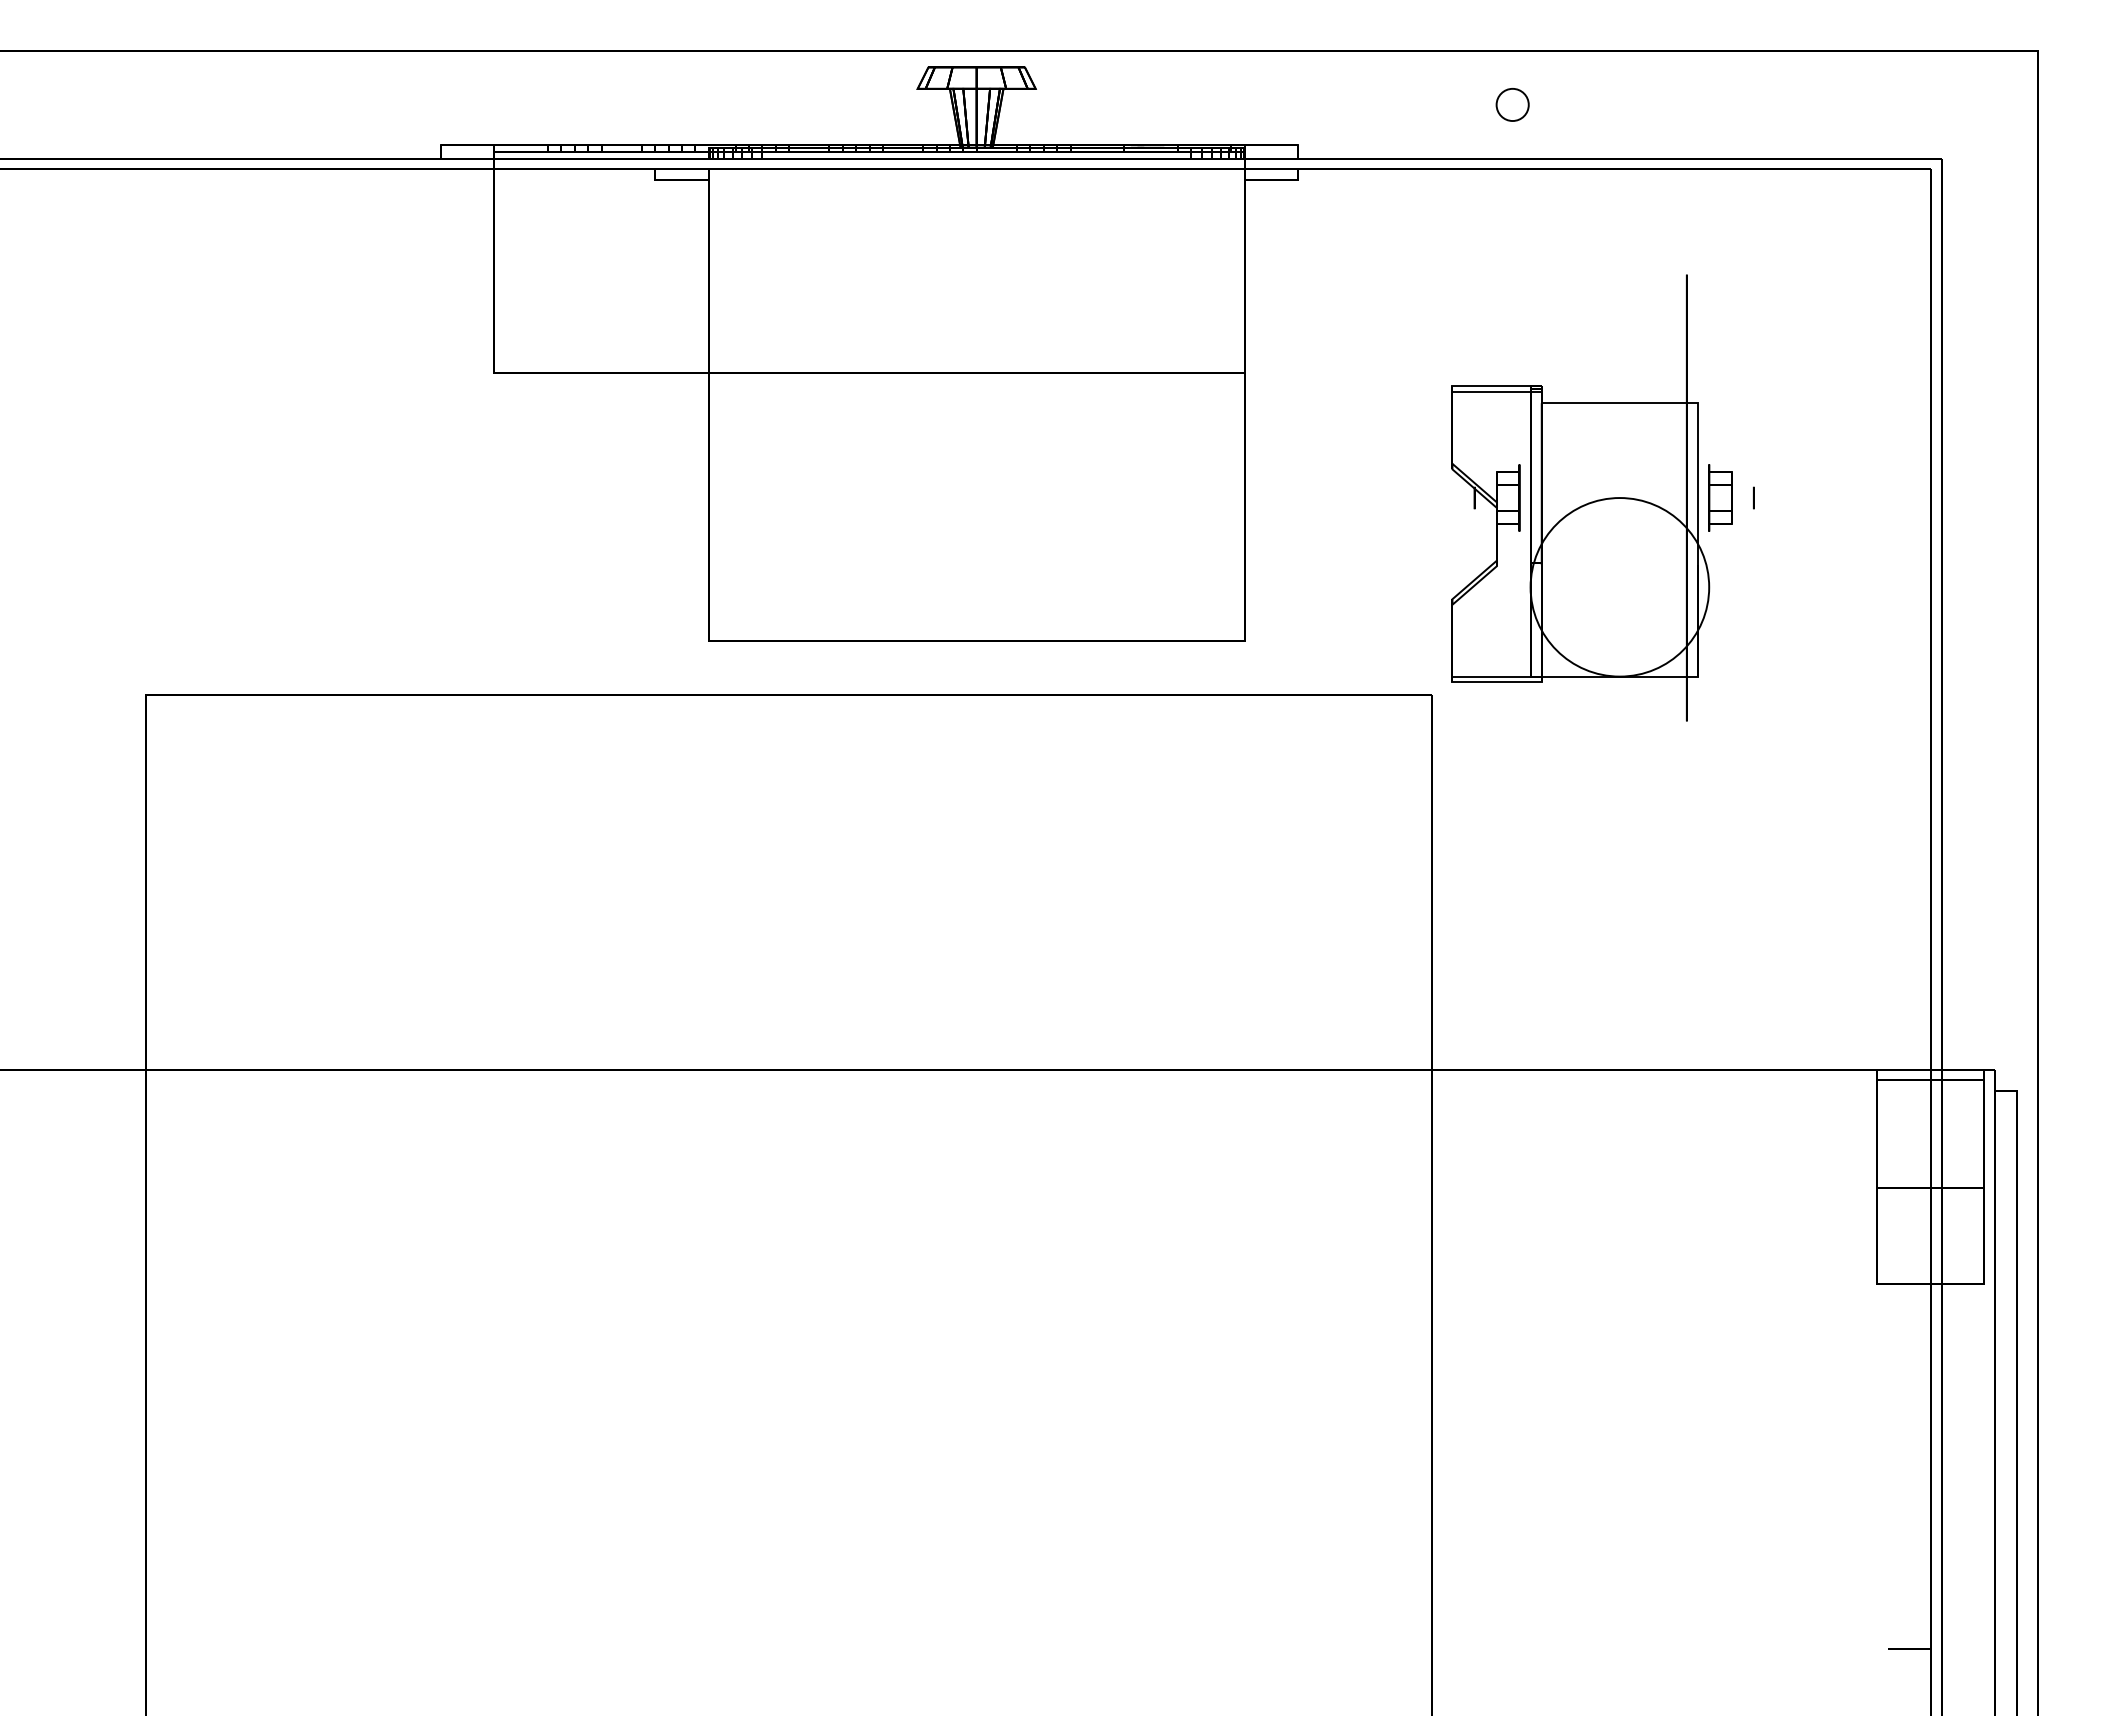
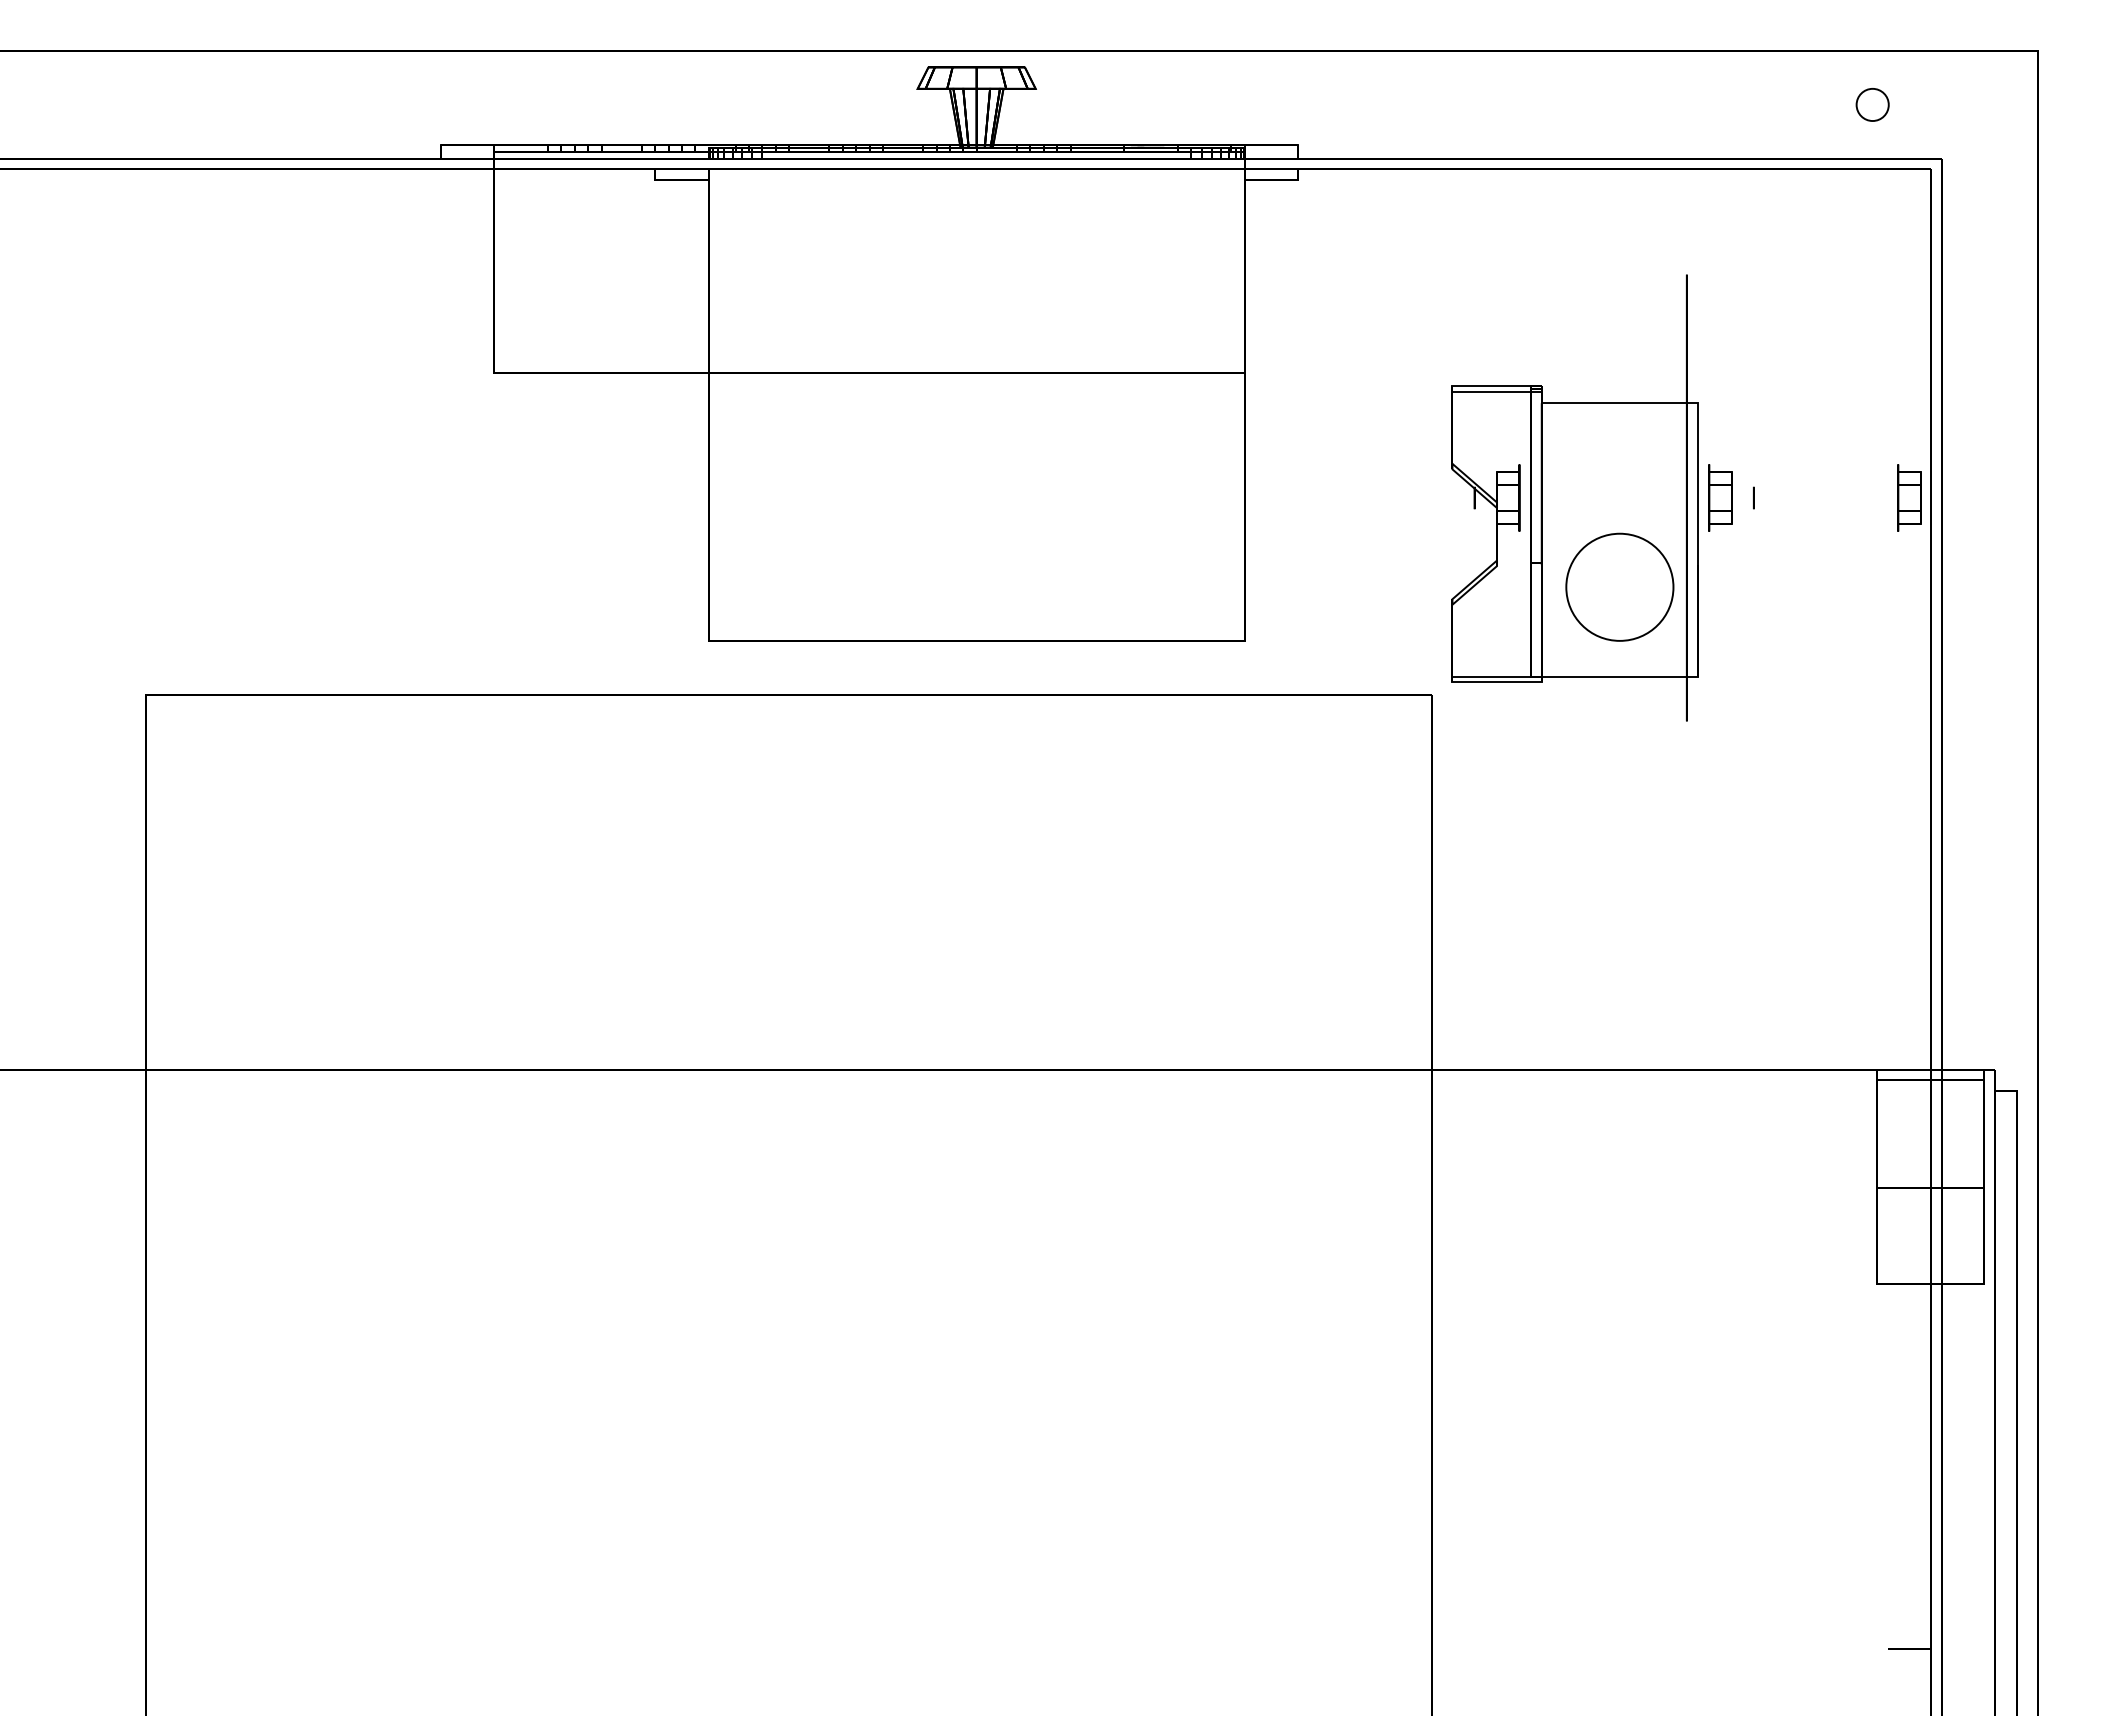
circle position: (1512, 104) -> (1872, 104) (1872, 104)
part: none -> present (1909, 497)
circle diameter: 179 px -> 107 px (1619, 586)
